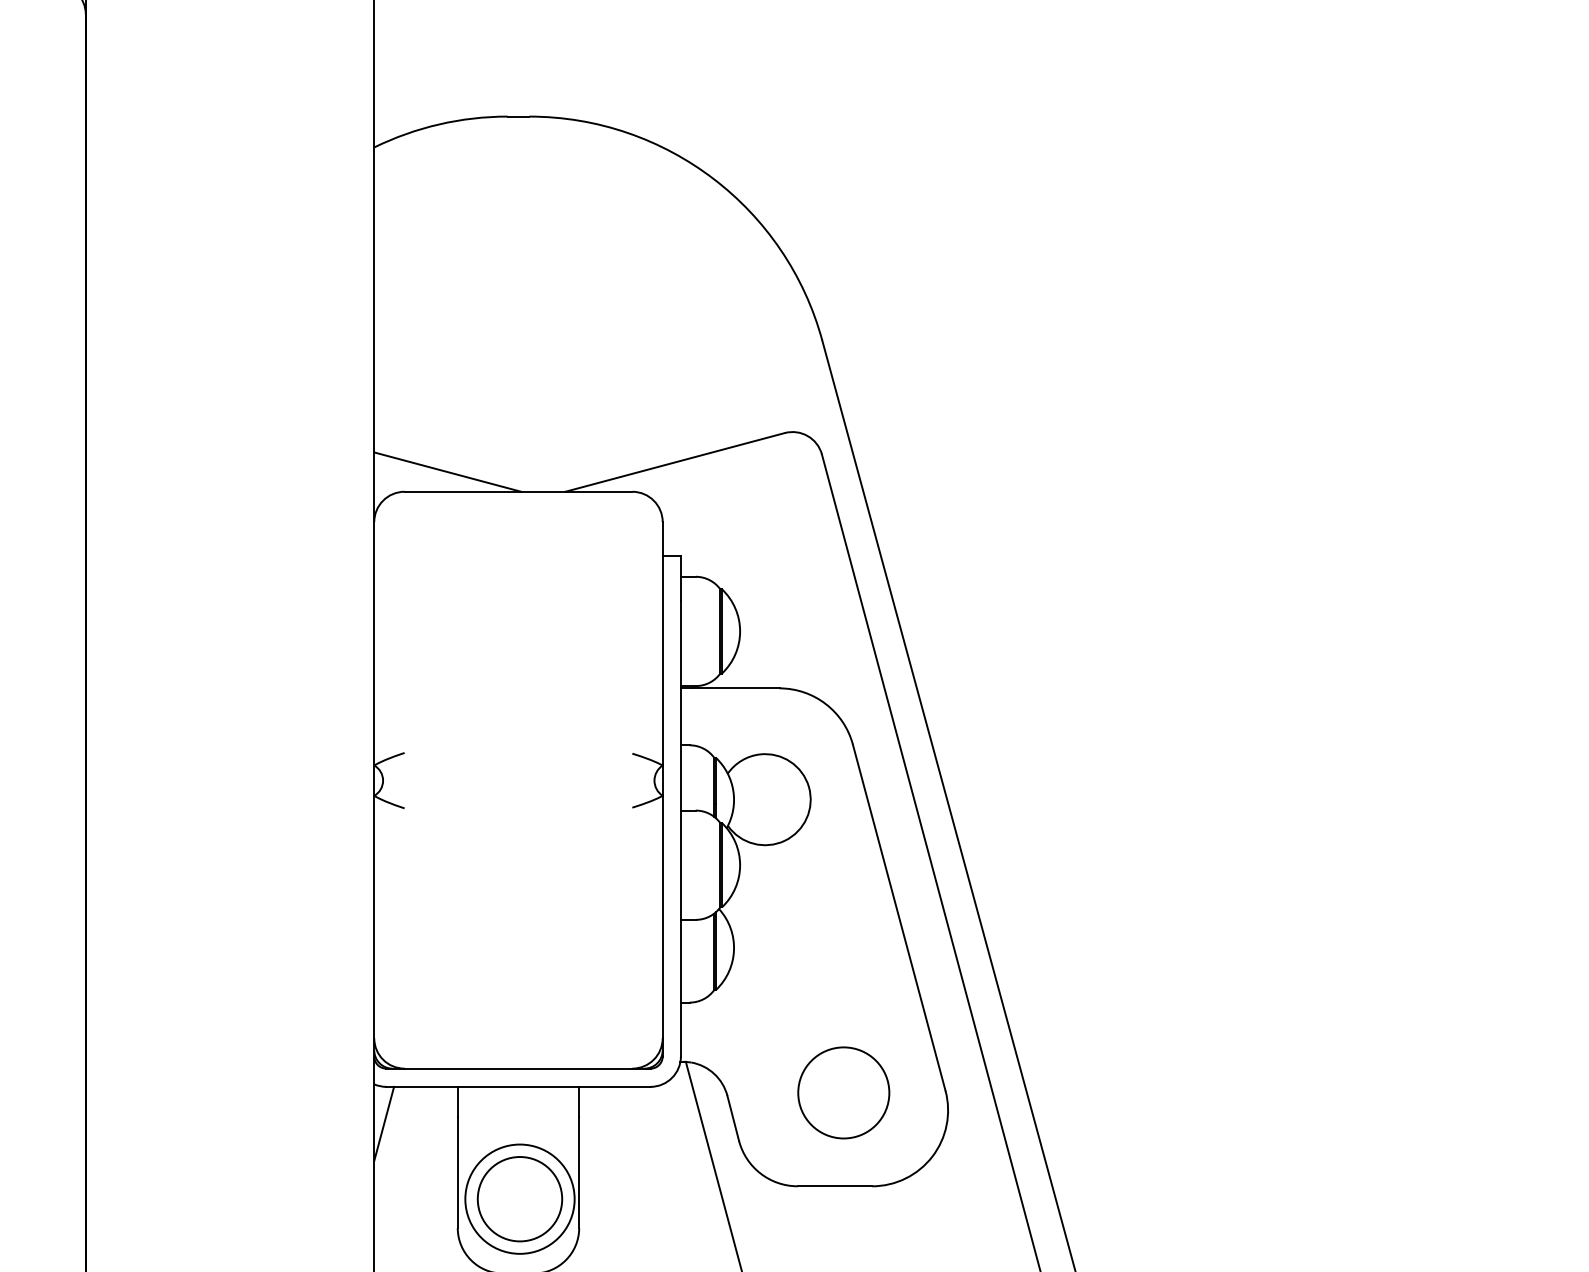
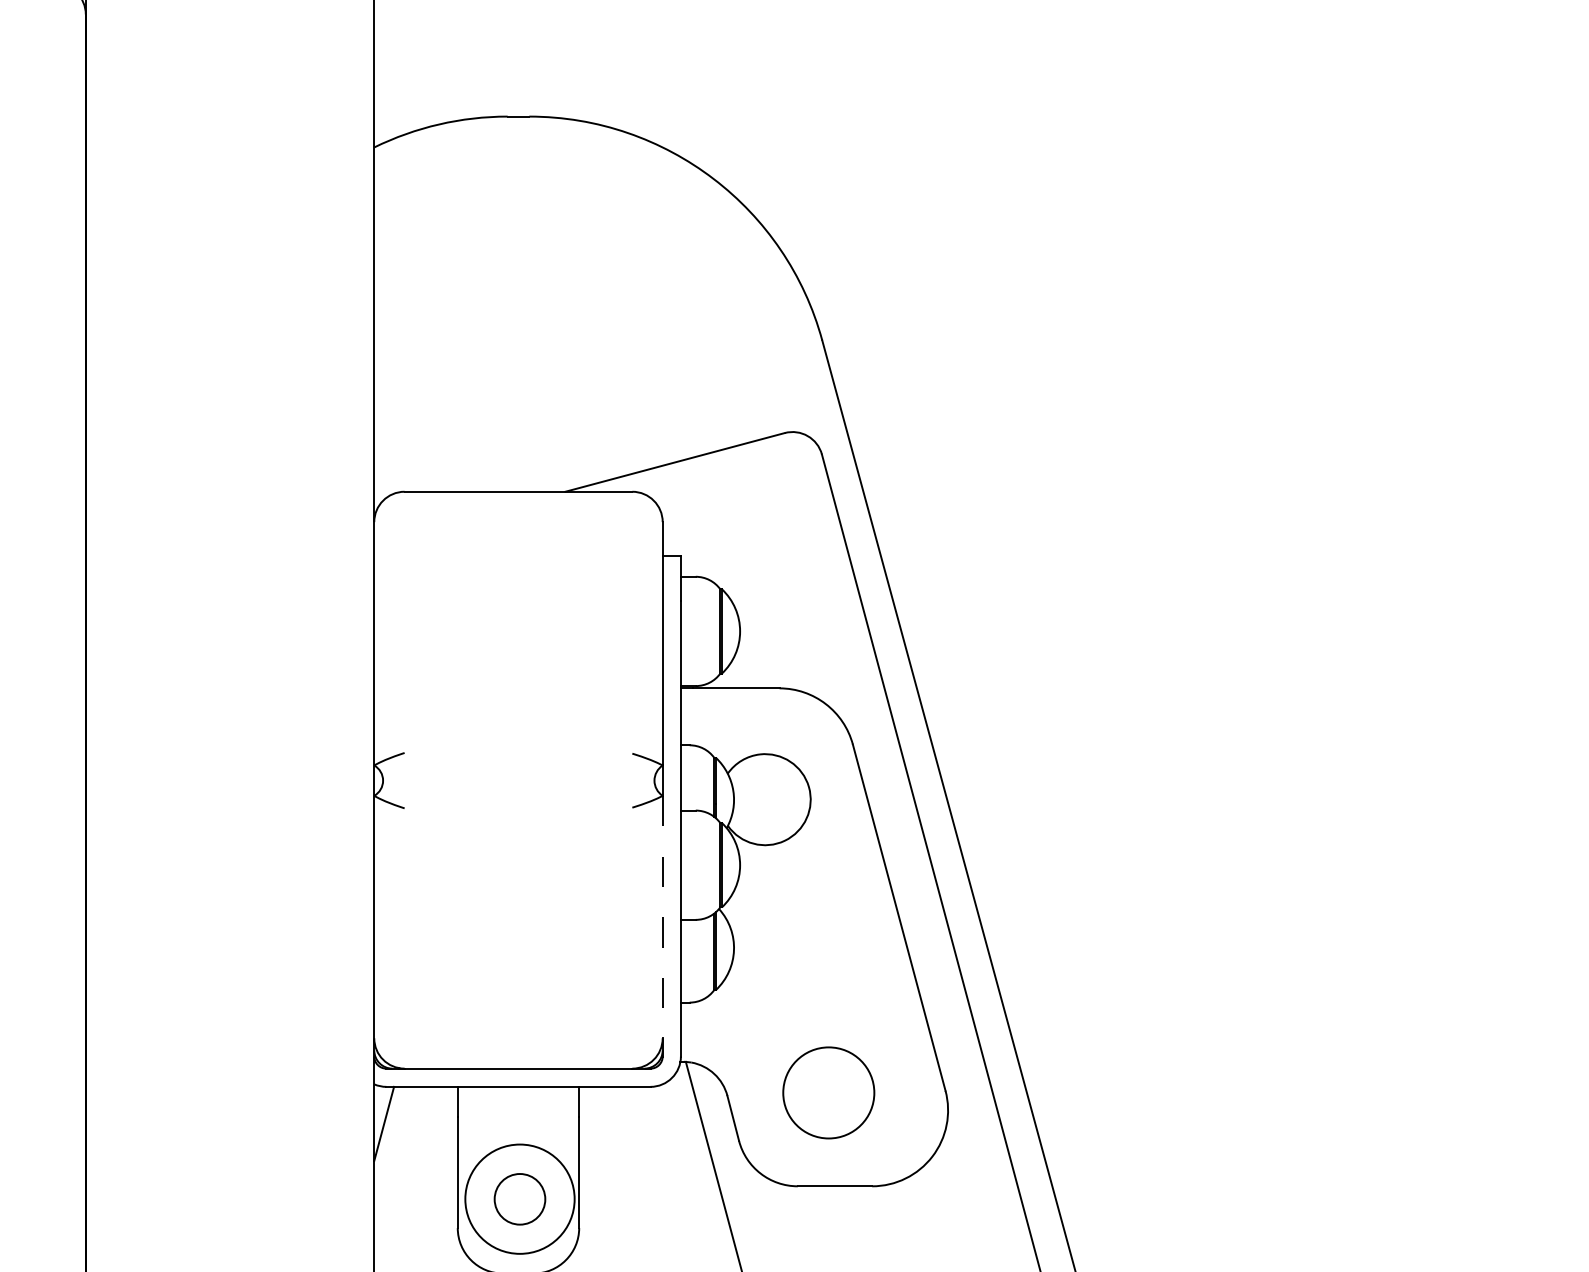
line: present -> none (447, 471)
line: solid -> dashed (662, 917)
circle position: (843, 1092) -> (828, 1092) (828, 1092)
circle size: 88x87 px -> 54x53 px (519, 1199)
